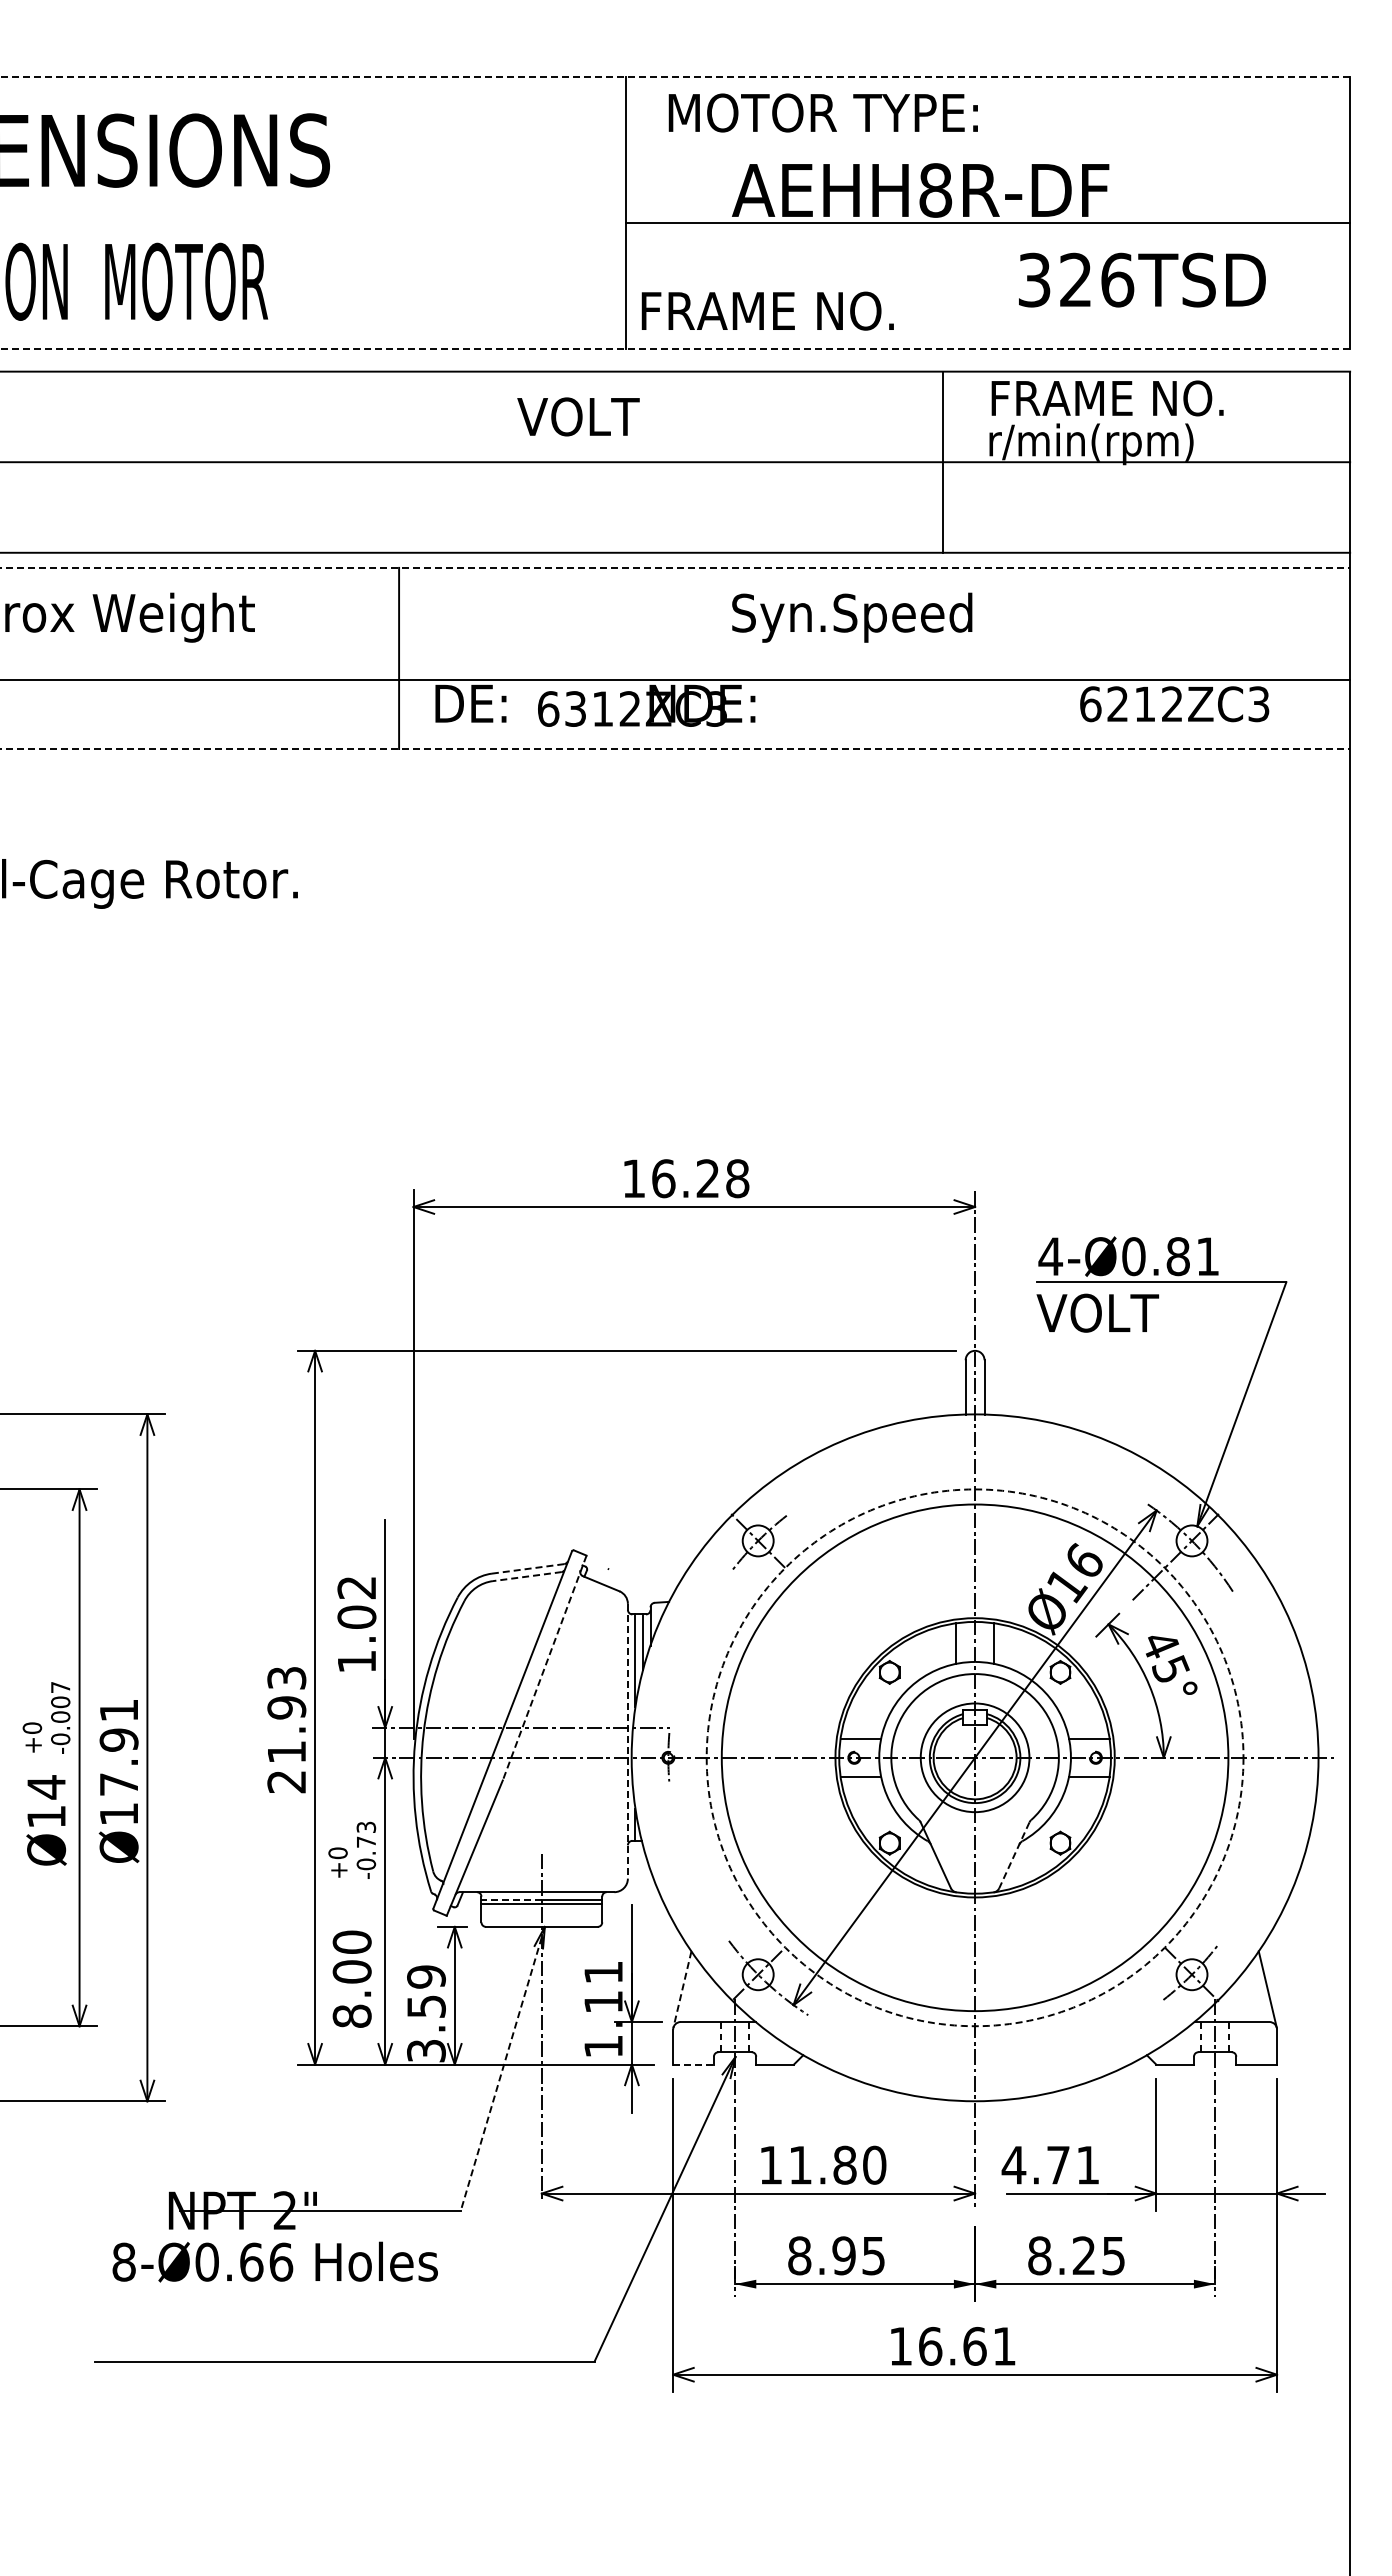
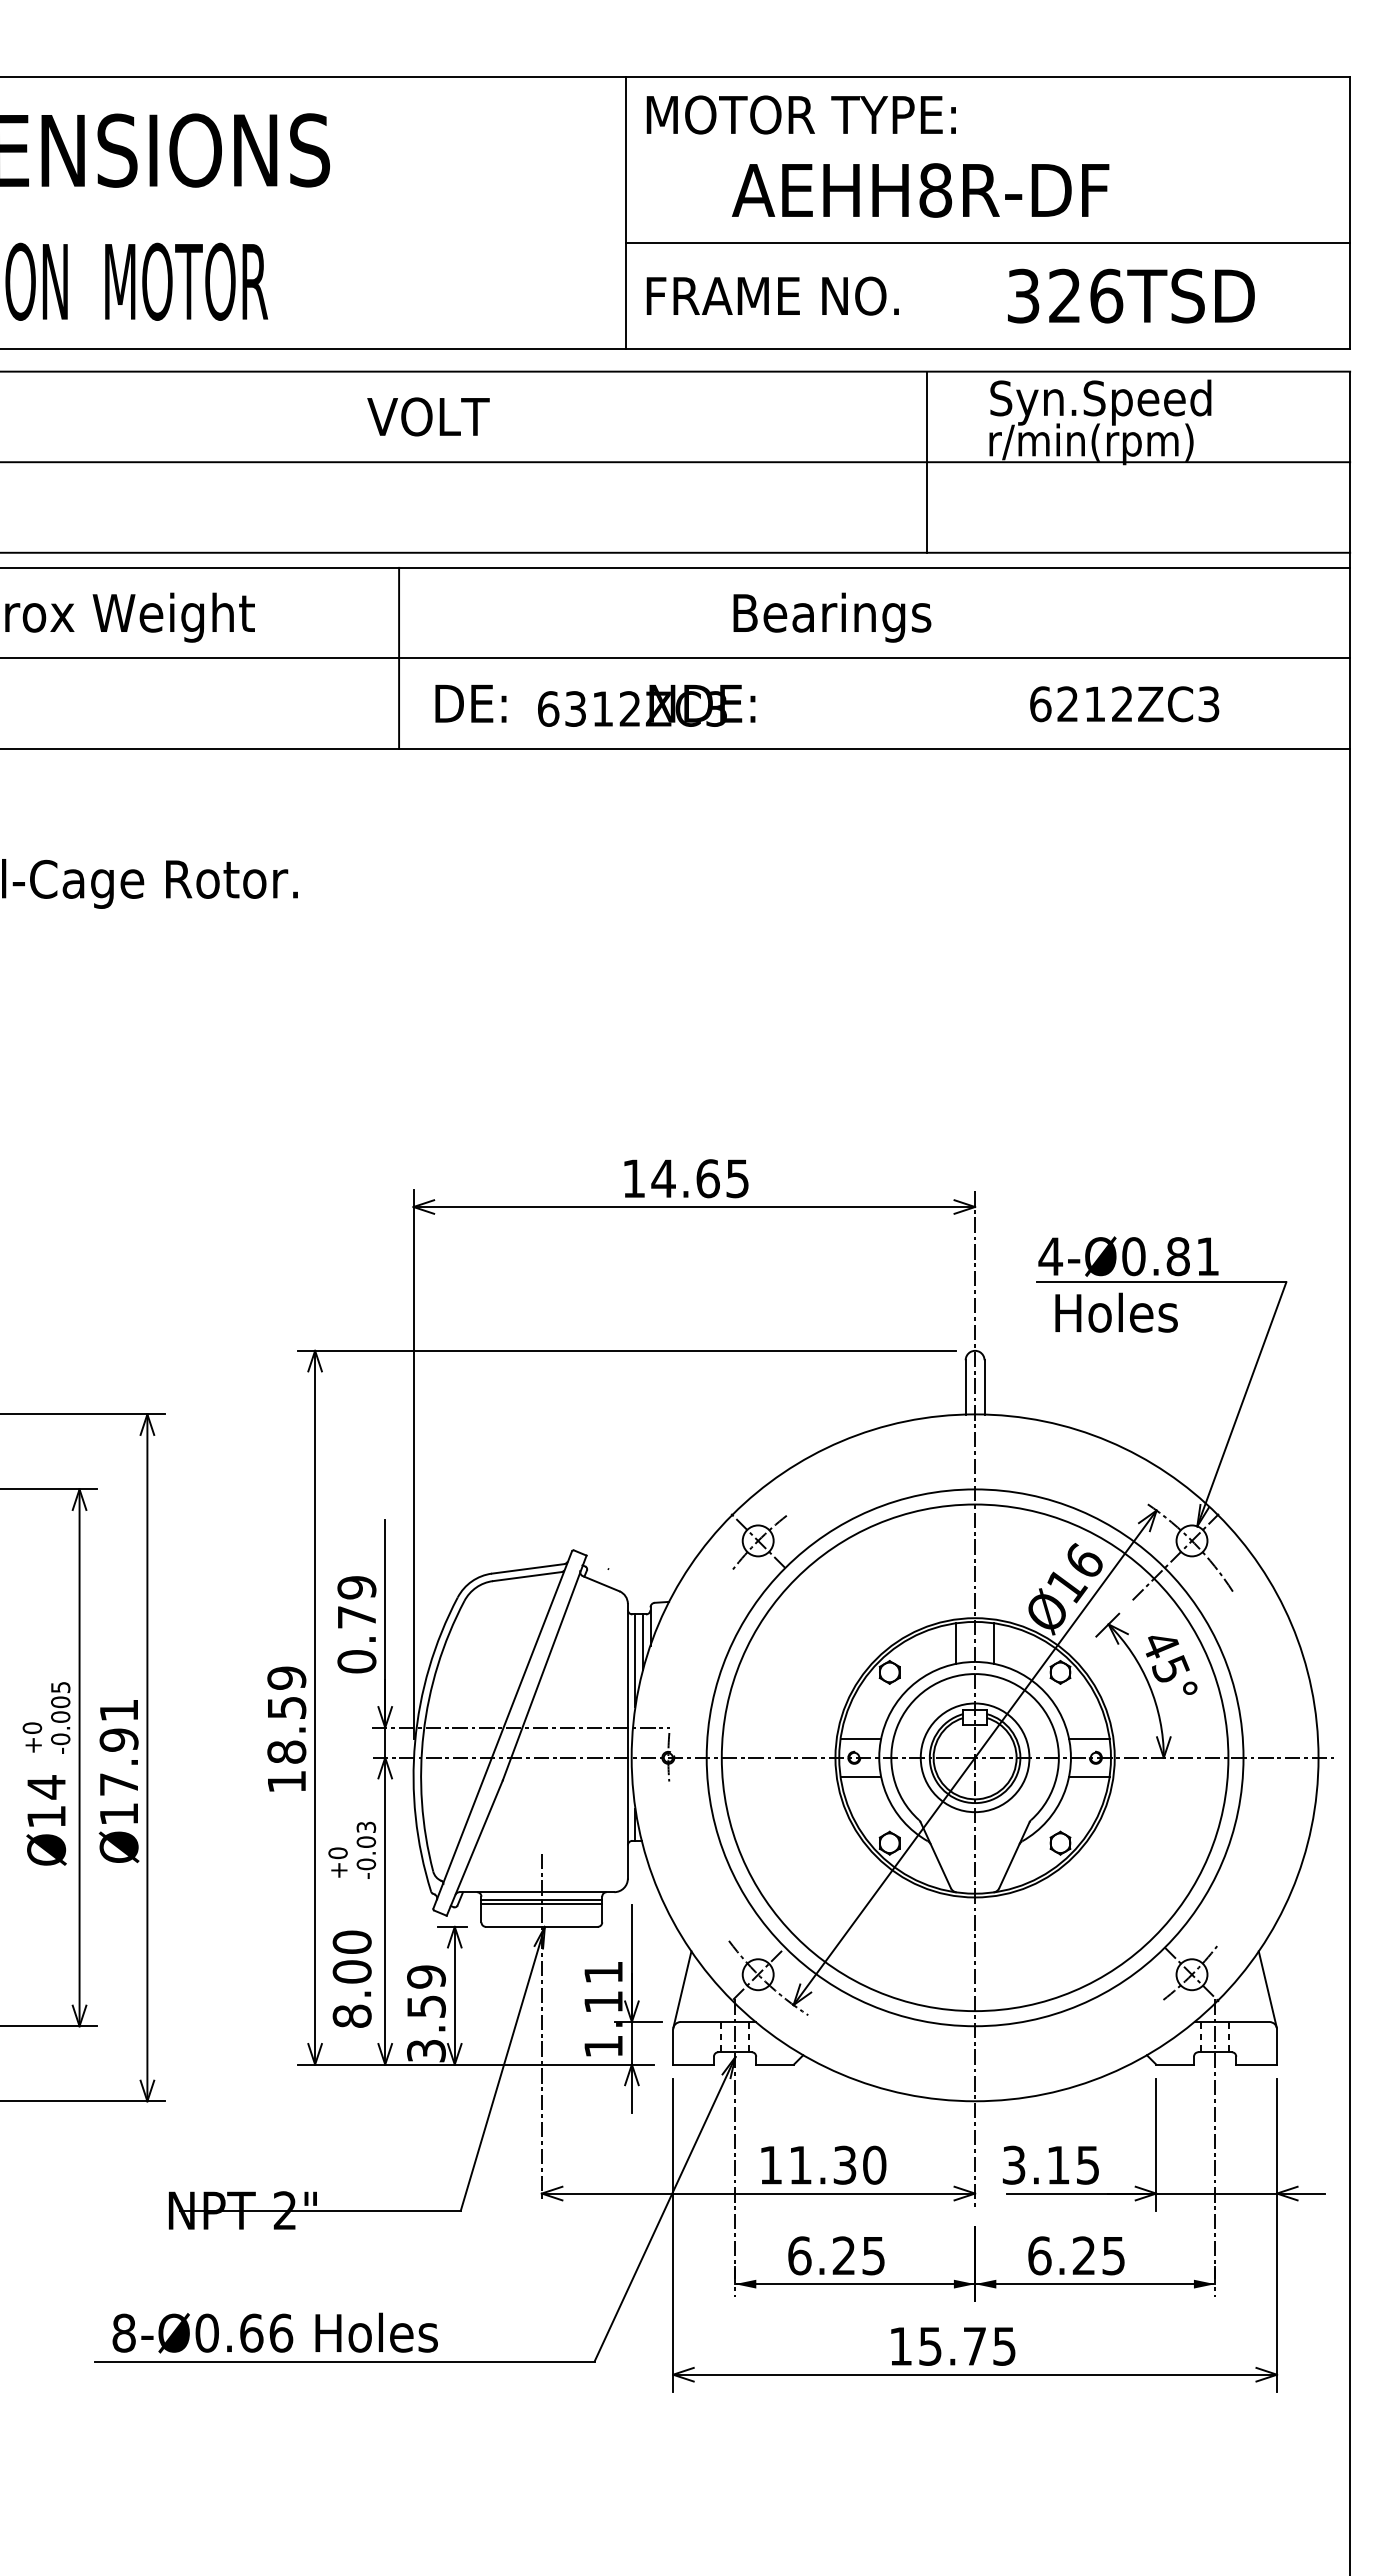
line: dashed -> solid (675, 77)
text position: (822, 112) -> (800, 114) (800, 114)
line position: (987, 223) -> (987, 243) (987, 243)
text position: (1142, 279) -> (1131, 295) (1131, 295)
text position: (767, 310) -> (772, 295) (772, 295)
line: dashed -> solid (675, 349)
text: FRAME NO. -> Syn.Speed (1106, 402)
text position: (578, 416) -> (428, 416) (428, 416)
line position: (943, 461) -> (927, 461) (927, 461)
line: dashed -> solid (675, 567)
text: Syn.Speed -> Bearings (852, 617)
line position: (676, 680) -> (676, 658) (676, 658)
text position: (1174, 704) -> (1124, 704) (1124, 704)
line: dashed -> solid (675, 749)
text: 16.28 -> 14.65 (700, 1178)
text: VOLT -> Holes (1106, 1312)
line: dashed -> solid (527, 1568)
line: dashed -> solid (527, 1576)
text: 1.02 -> 0.79 (356, 1624)
line: dashed -> solid (544, 1668)
text: -0.007 -> -0.005 (60, 1687)
text: 21.93 -> 18.59 (286, 1729)
line: dashed -> solid (627, 1741)
circle: dashed -> solid (974, 1757)
text: -0.73 -> -0.03 (366, 1841)
line: dashed -> solid (1014, 1855)
line: dashed -> solid (511, 1899)
line: dashed -> solid (682, 1990)
line: dashed -> solid (694, 2064)
line: dashed -> solid (502, 2068)
text: 11.80 -> 11.30 (844, 2164)
text: 4.71 -> 3.15 (1049, 2164)
text: 8.95 -> 6.25 (821, 2255)
text: 8.25 -> 6.25 (1039, 2255)
text position: (274, 2261) -> (274, 2332) (274, 2332)
text: 16.61 -> 15.75 (967, 2345)
